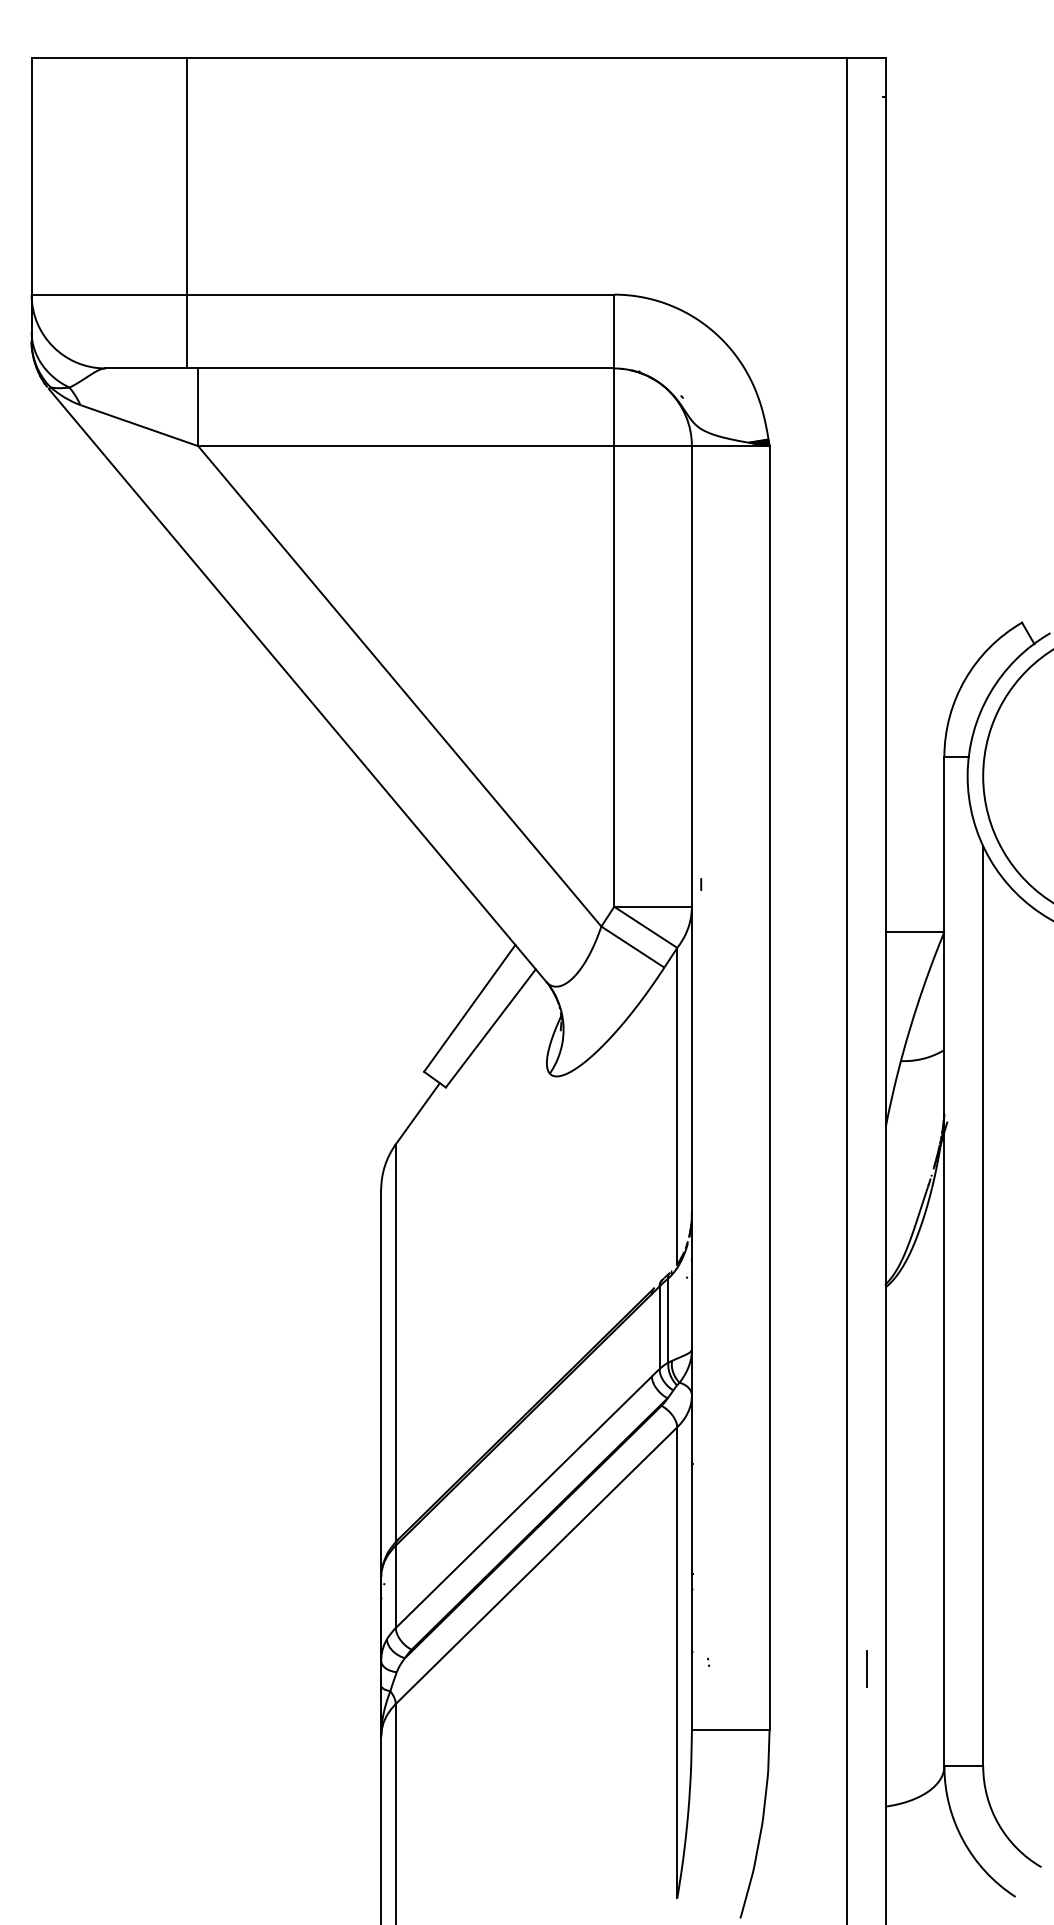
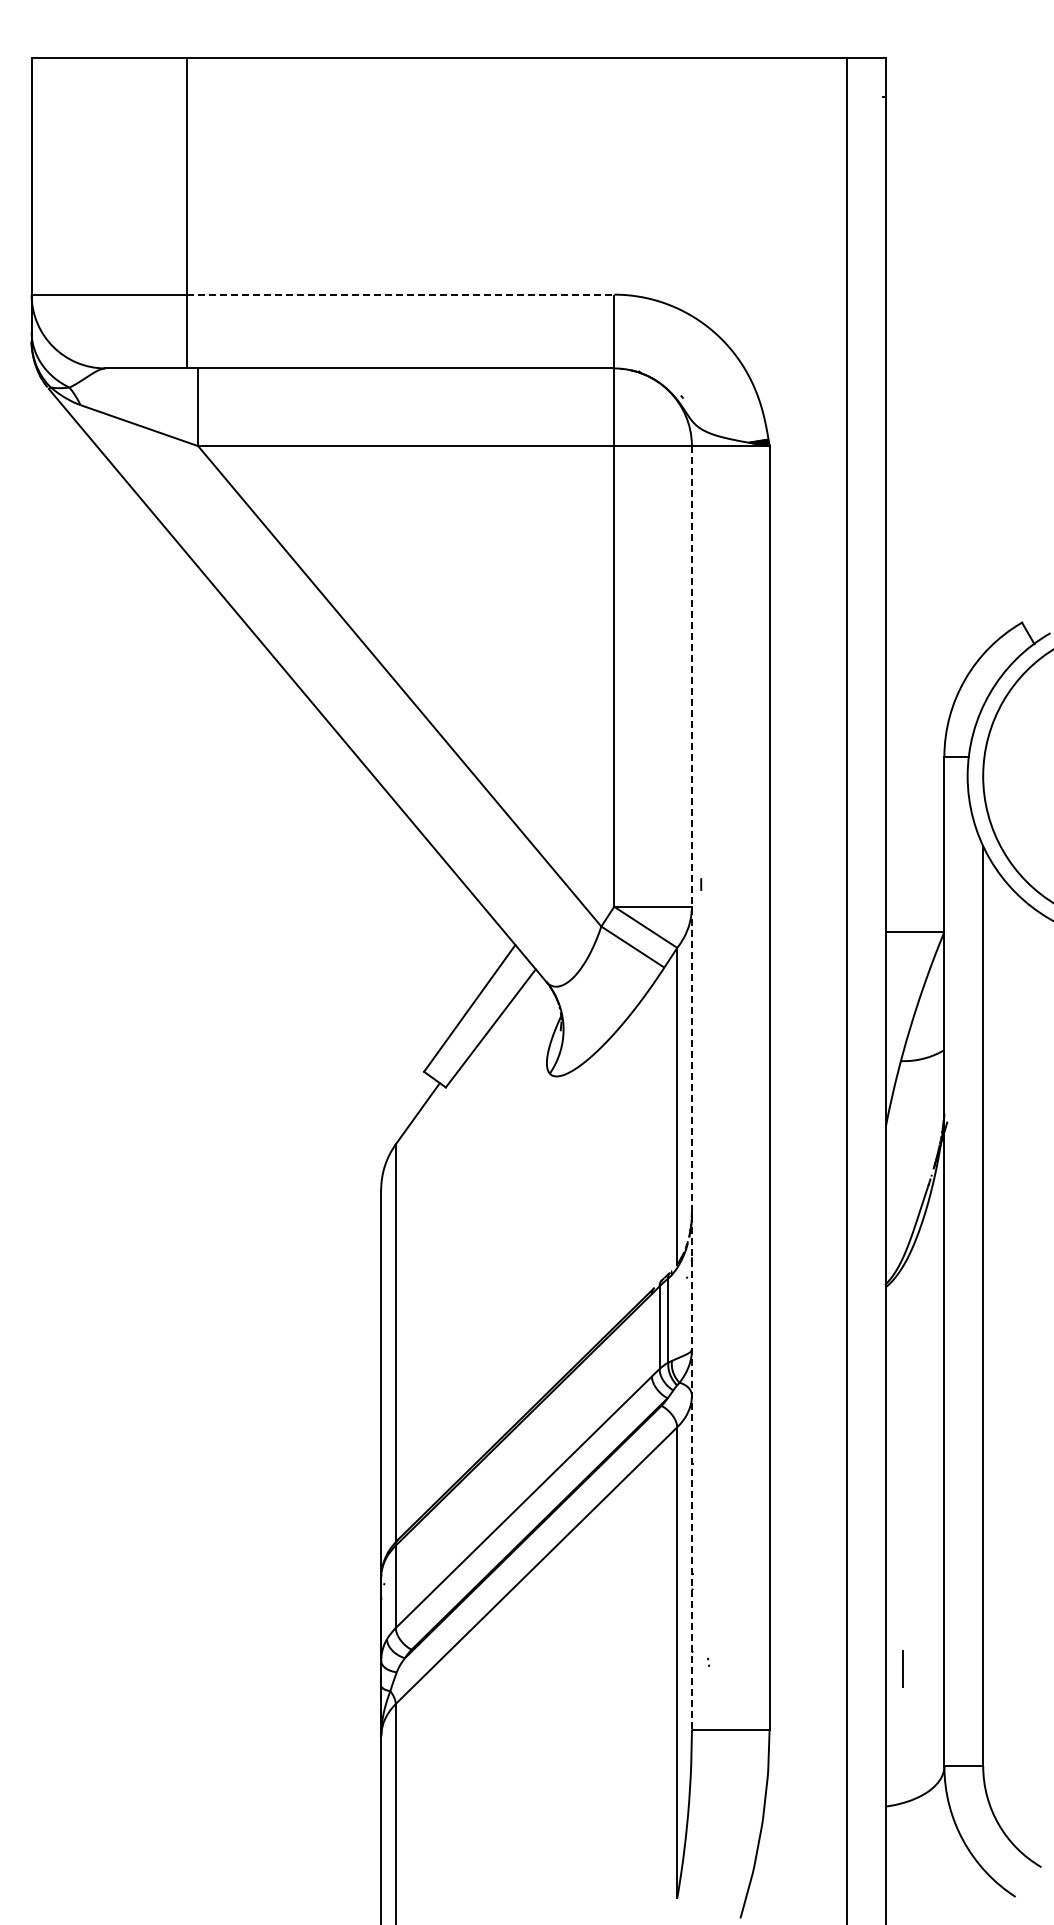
line: solid -> dashed (400, 294)
line: solid -> dashed (691, 1087)
line position: (866, 1668) -> (902, 1668) (902, 1668)
